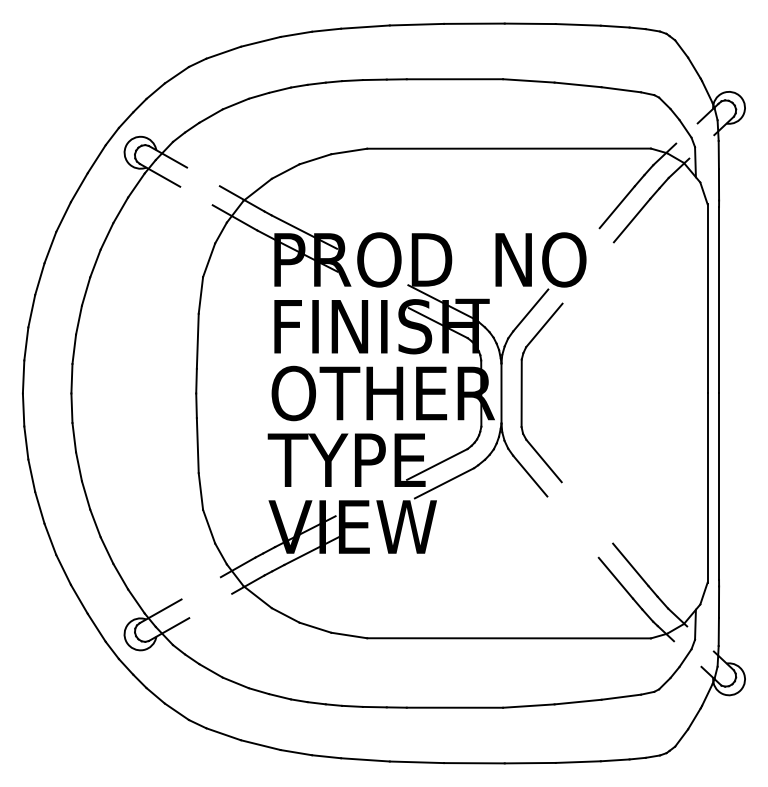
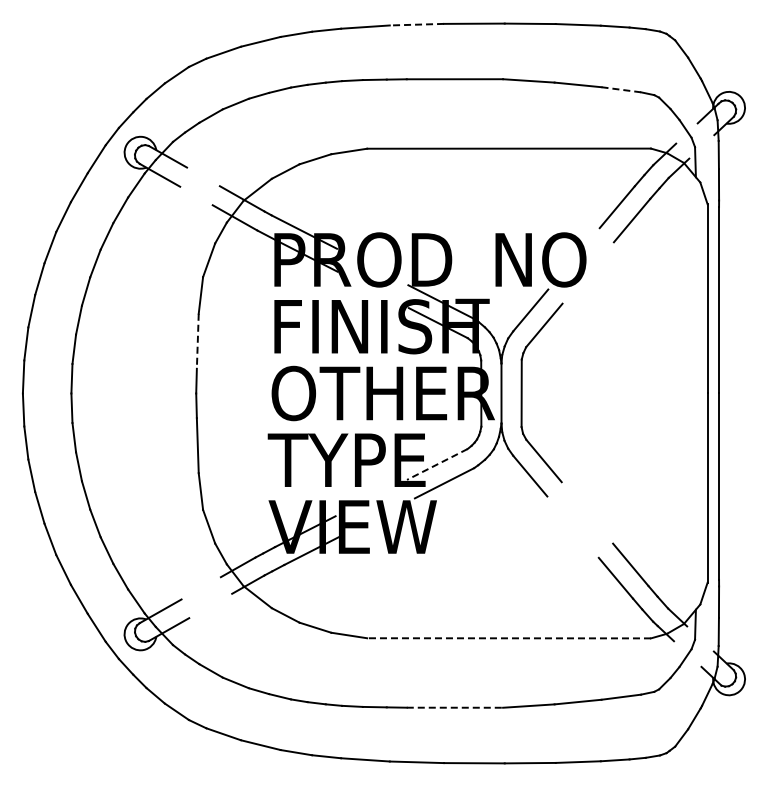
line: solid -> dashed (416, 24)
line: solid -> dashed (621, 89)
line: solid -> dashed (197, 341)
line: solid -> dashed (437, 464)
line: solid -> dashed (509, 638)
line: solid -> dashed (455, 707)
